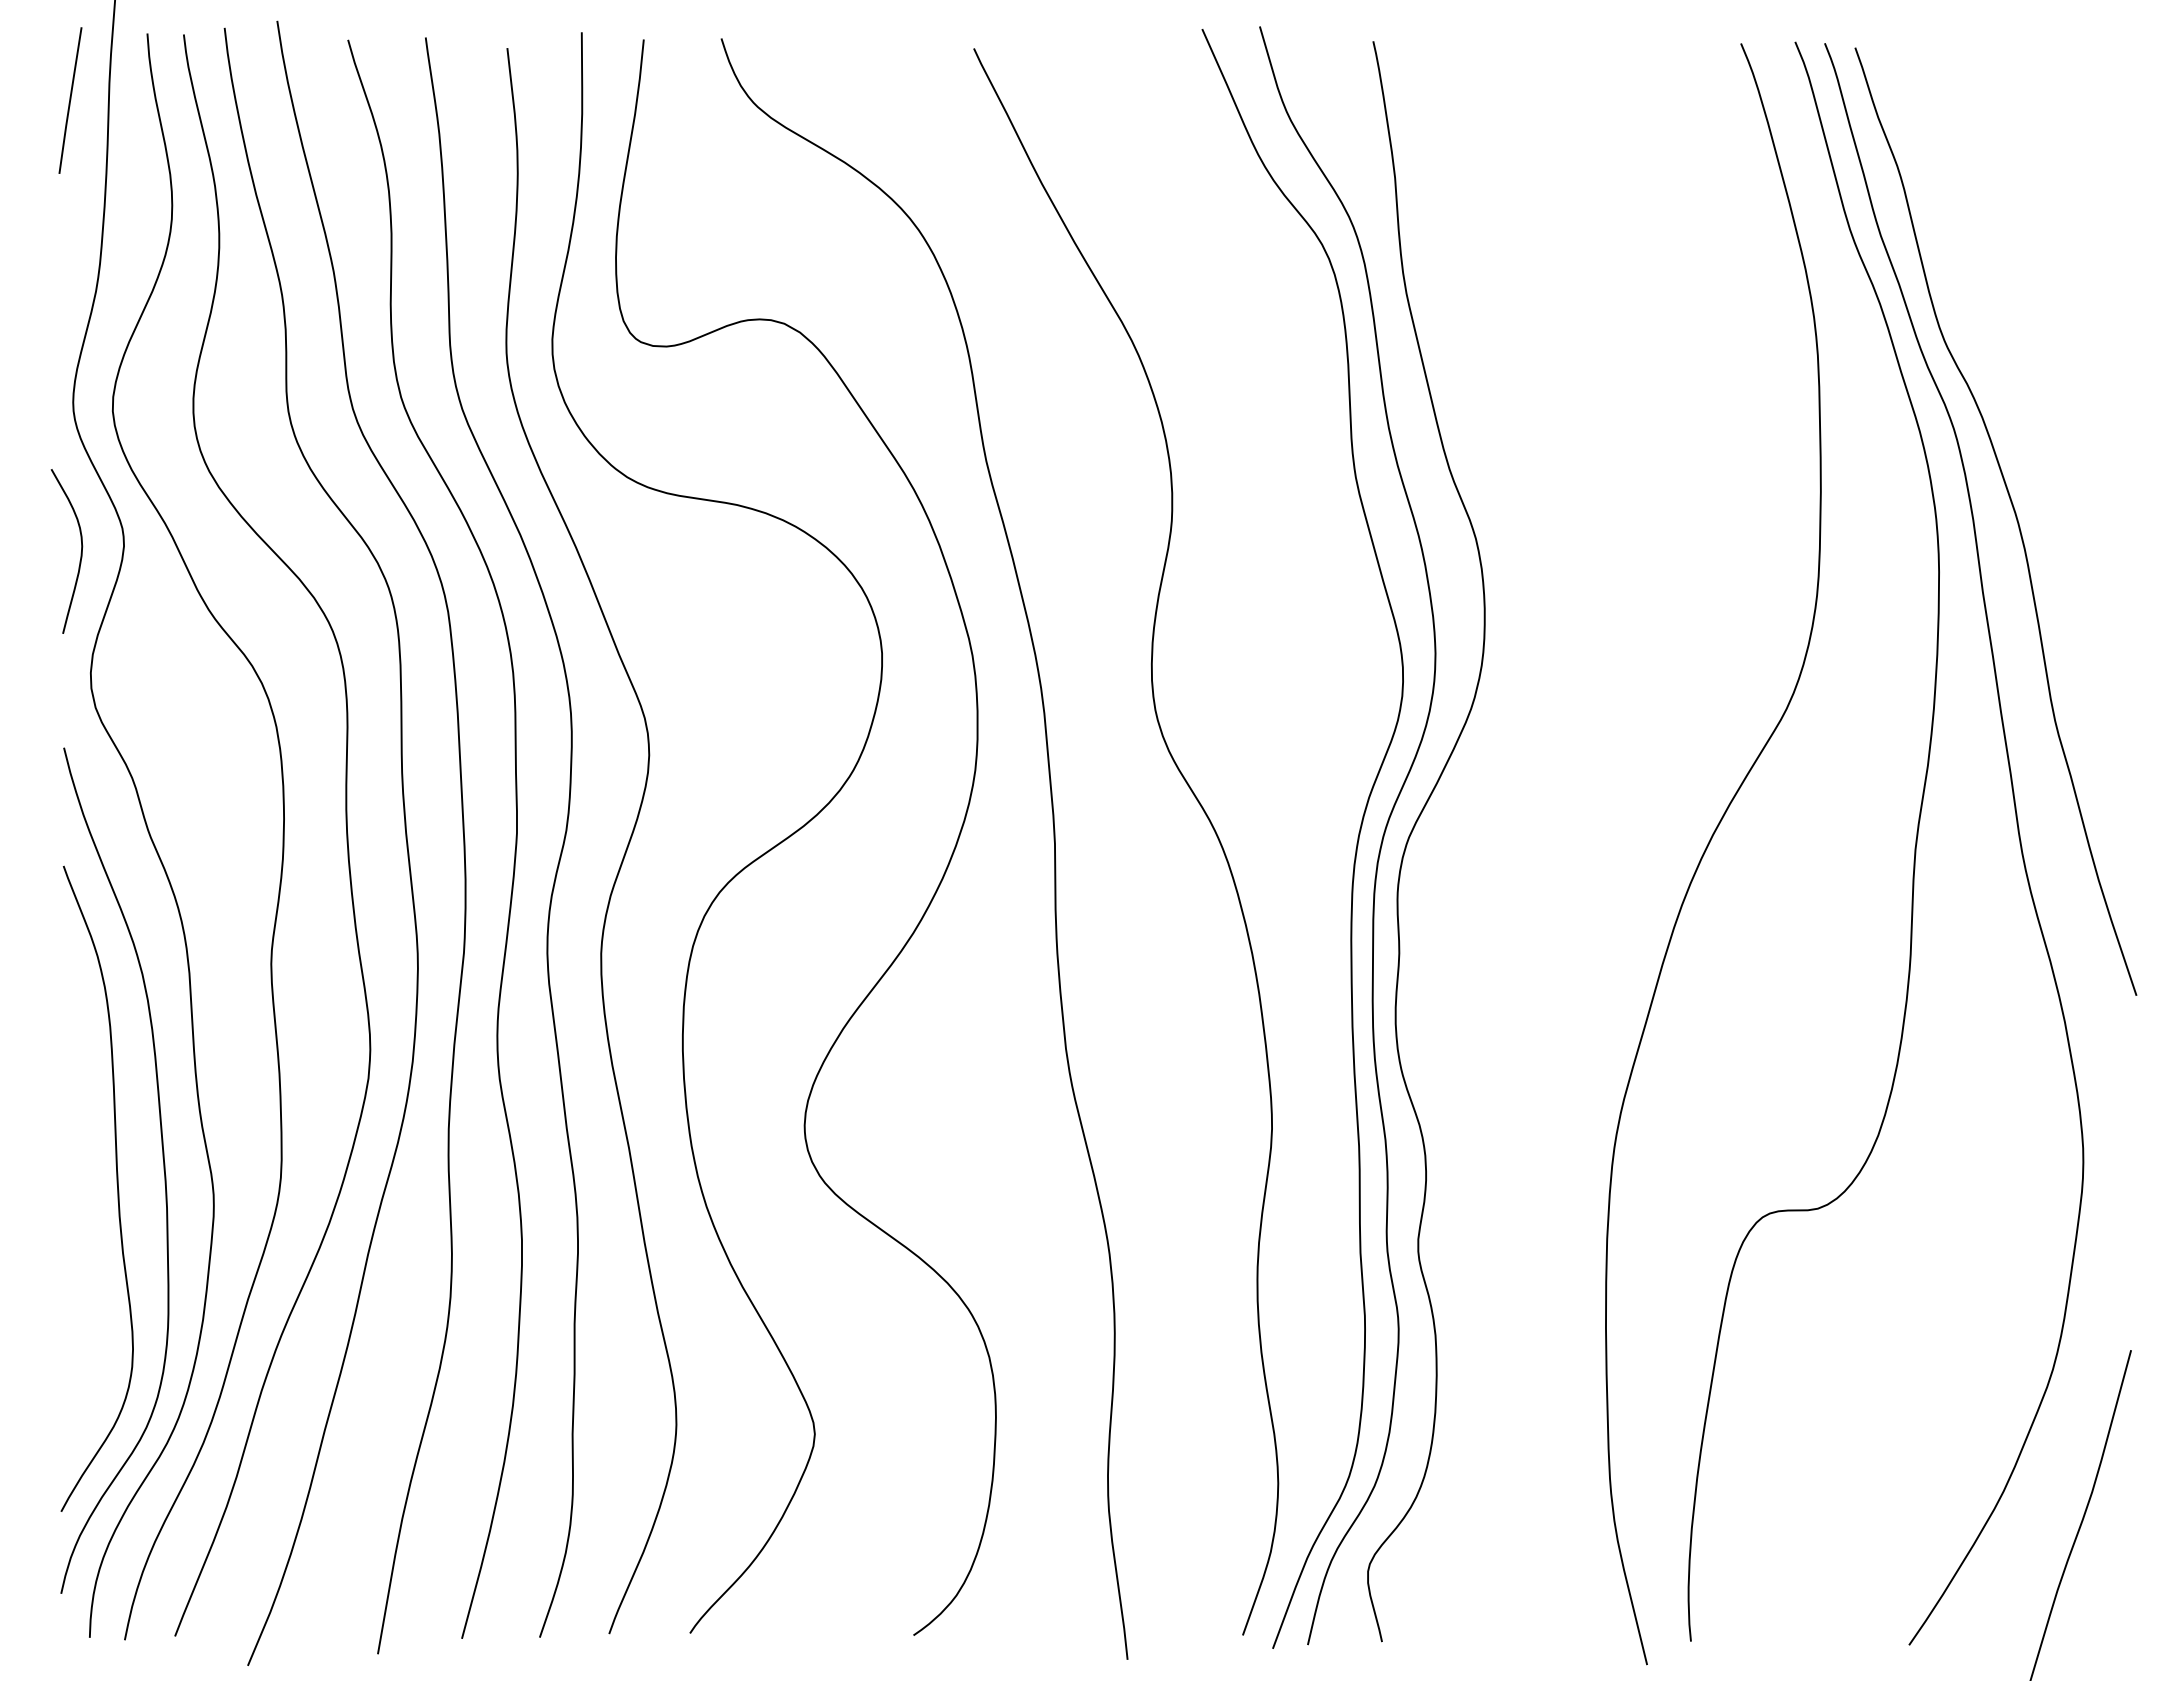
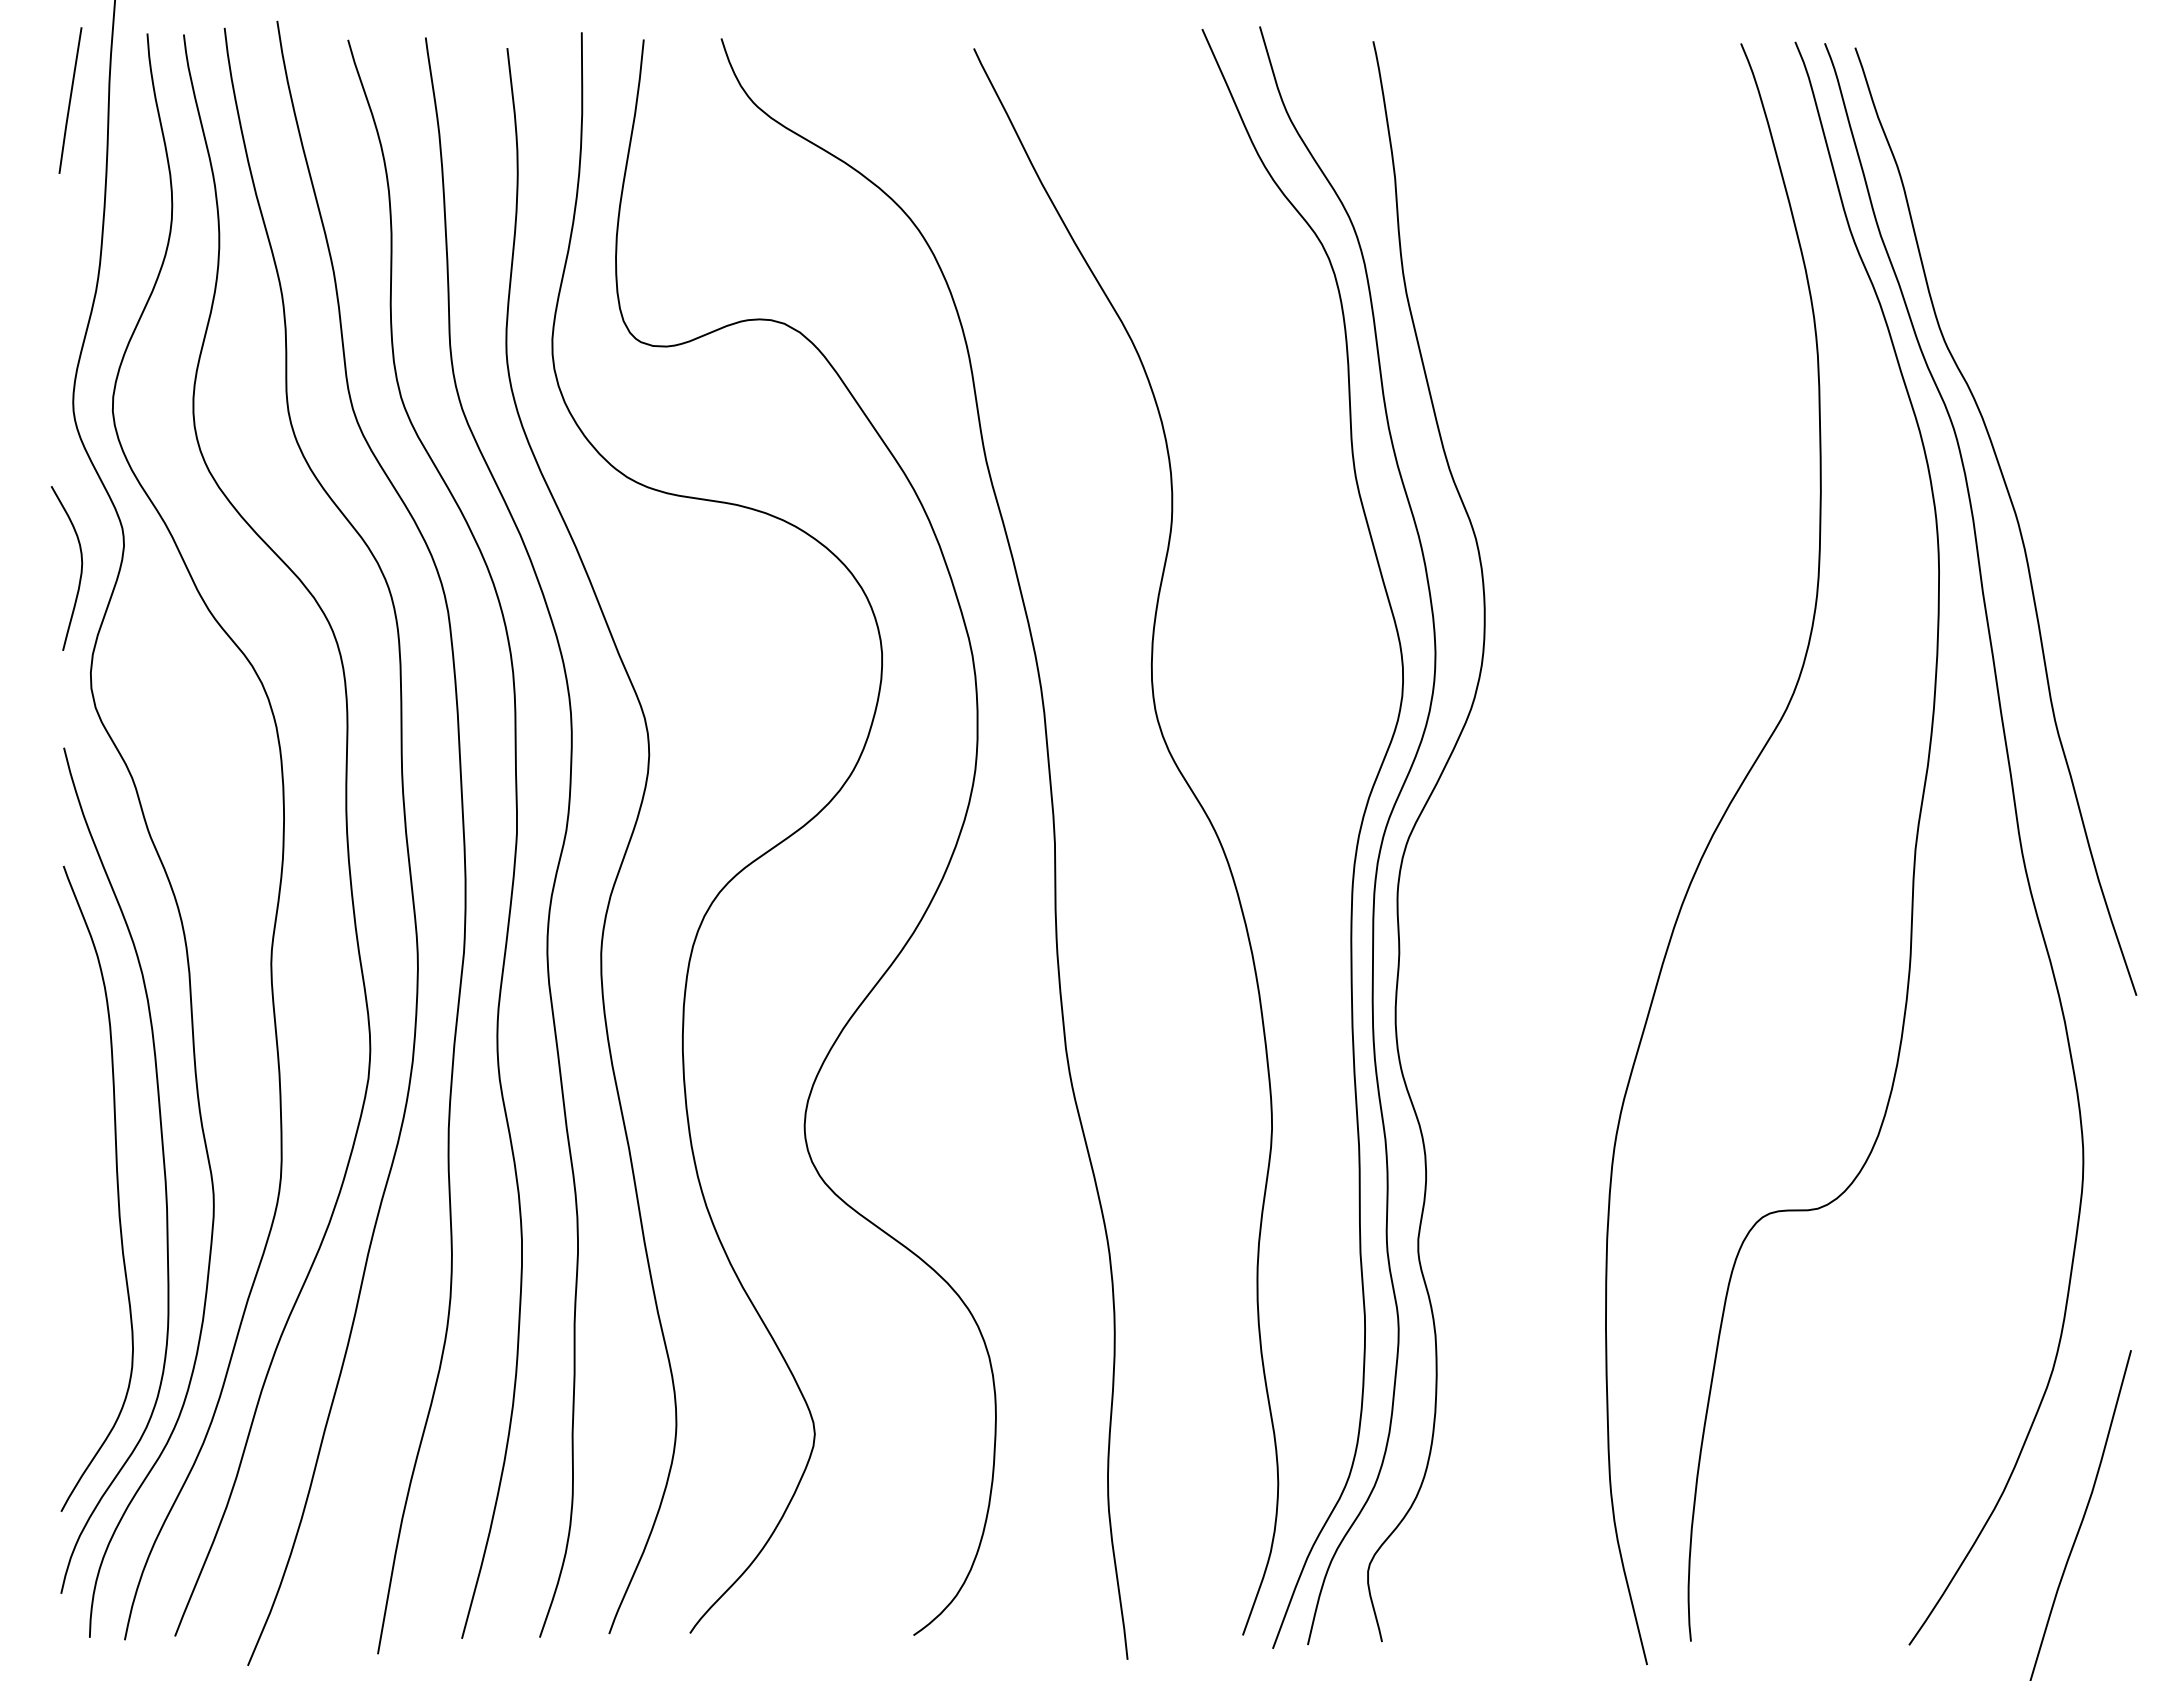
curve position: (80, 553) -> (80, 570) (80, 570)
